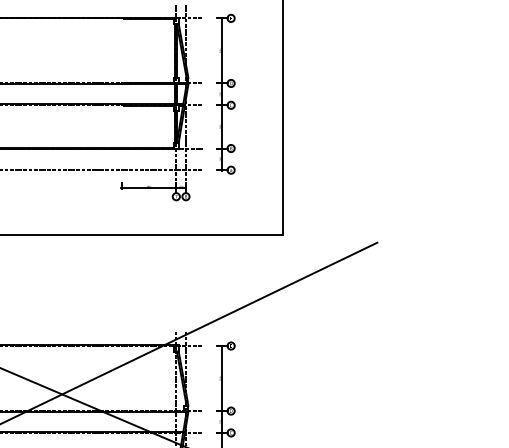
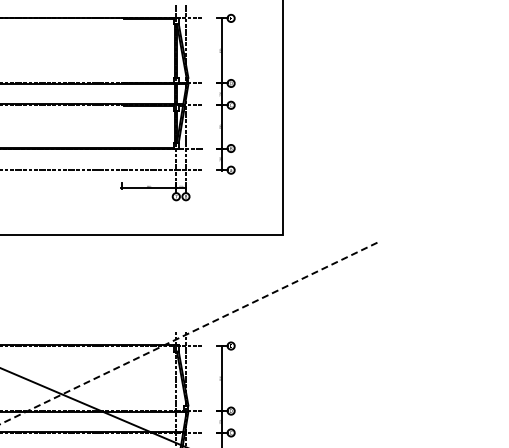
line: solid -> dashed (188, 333)
